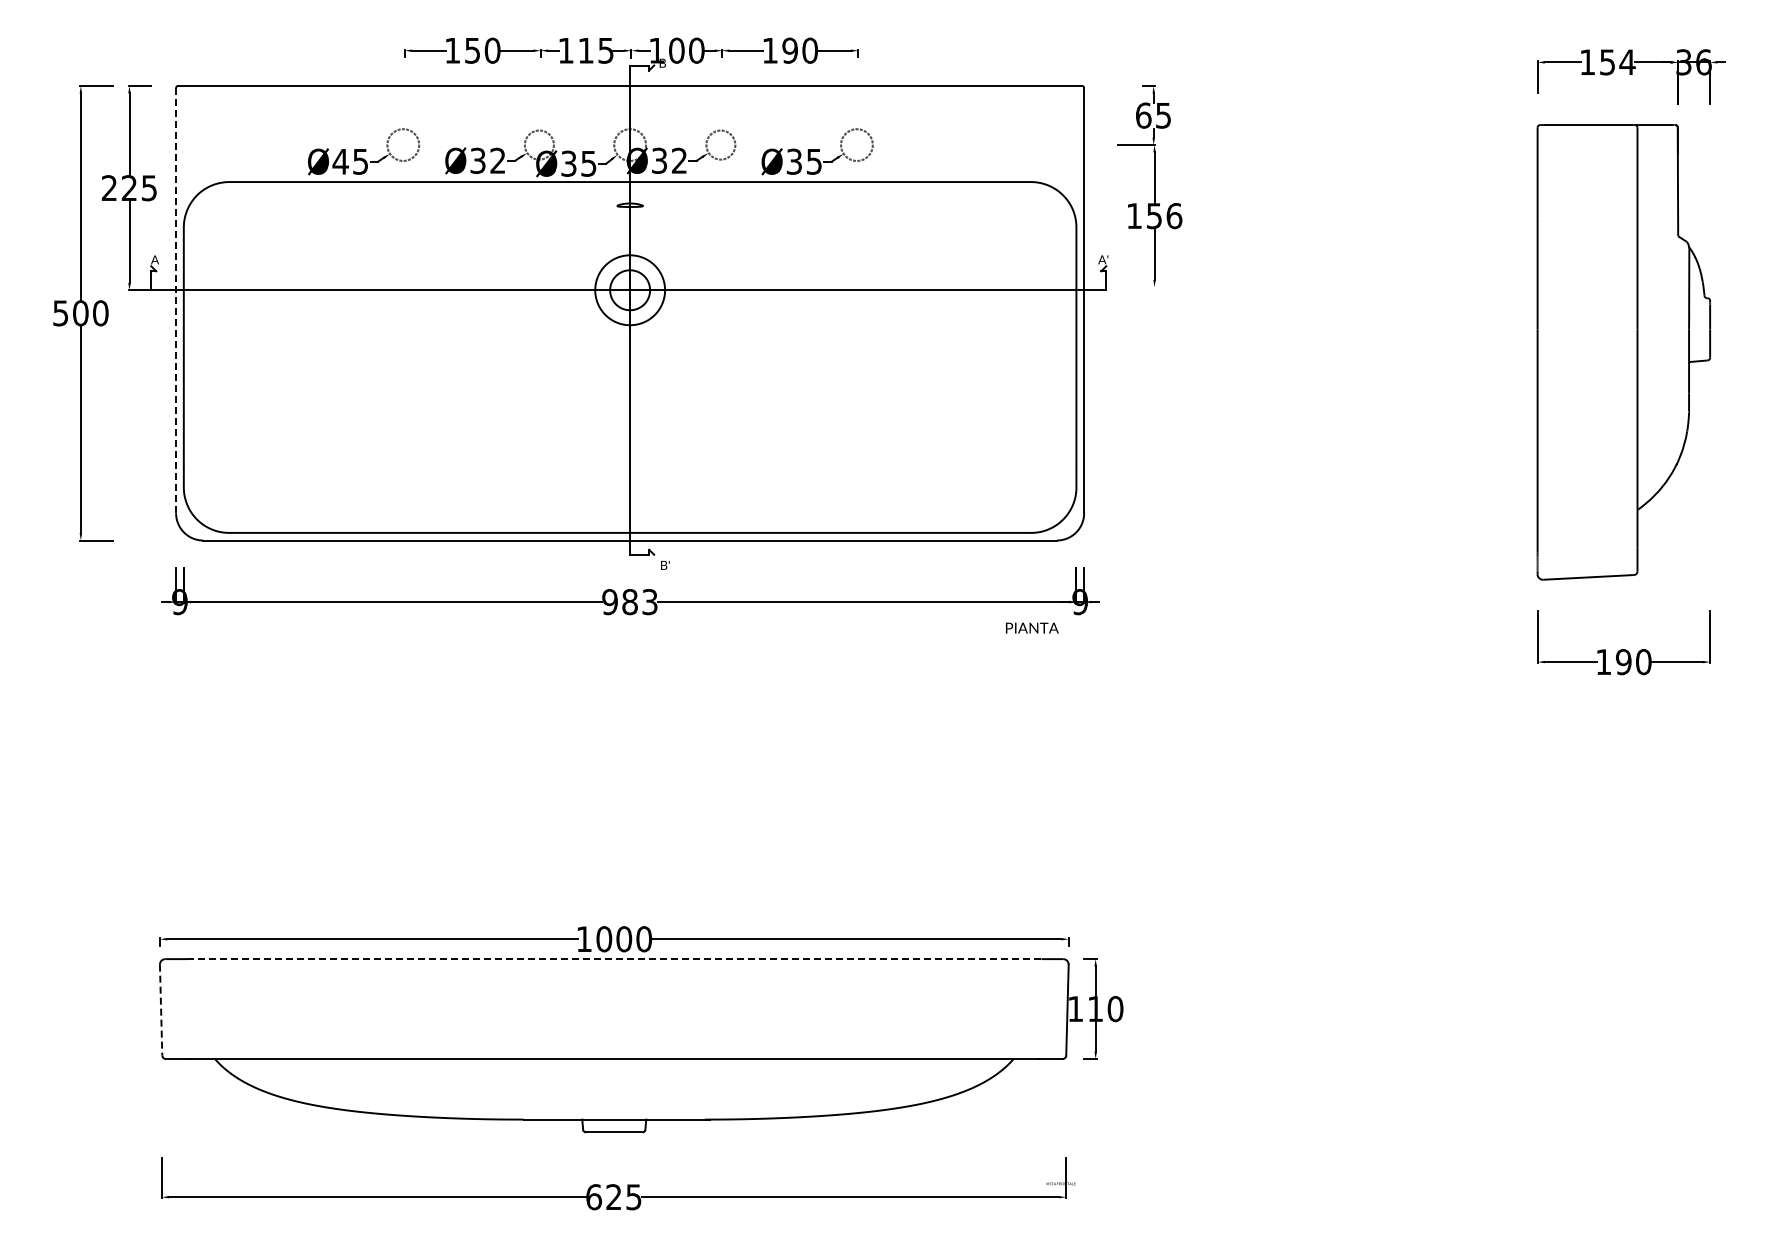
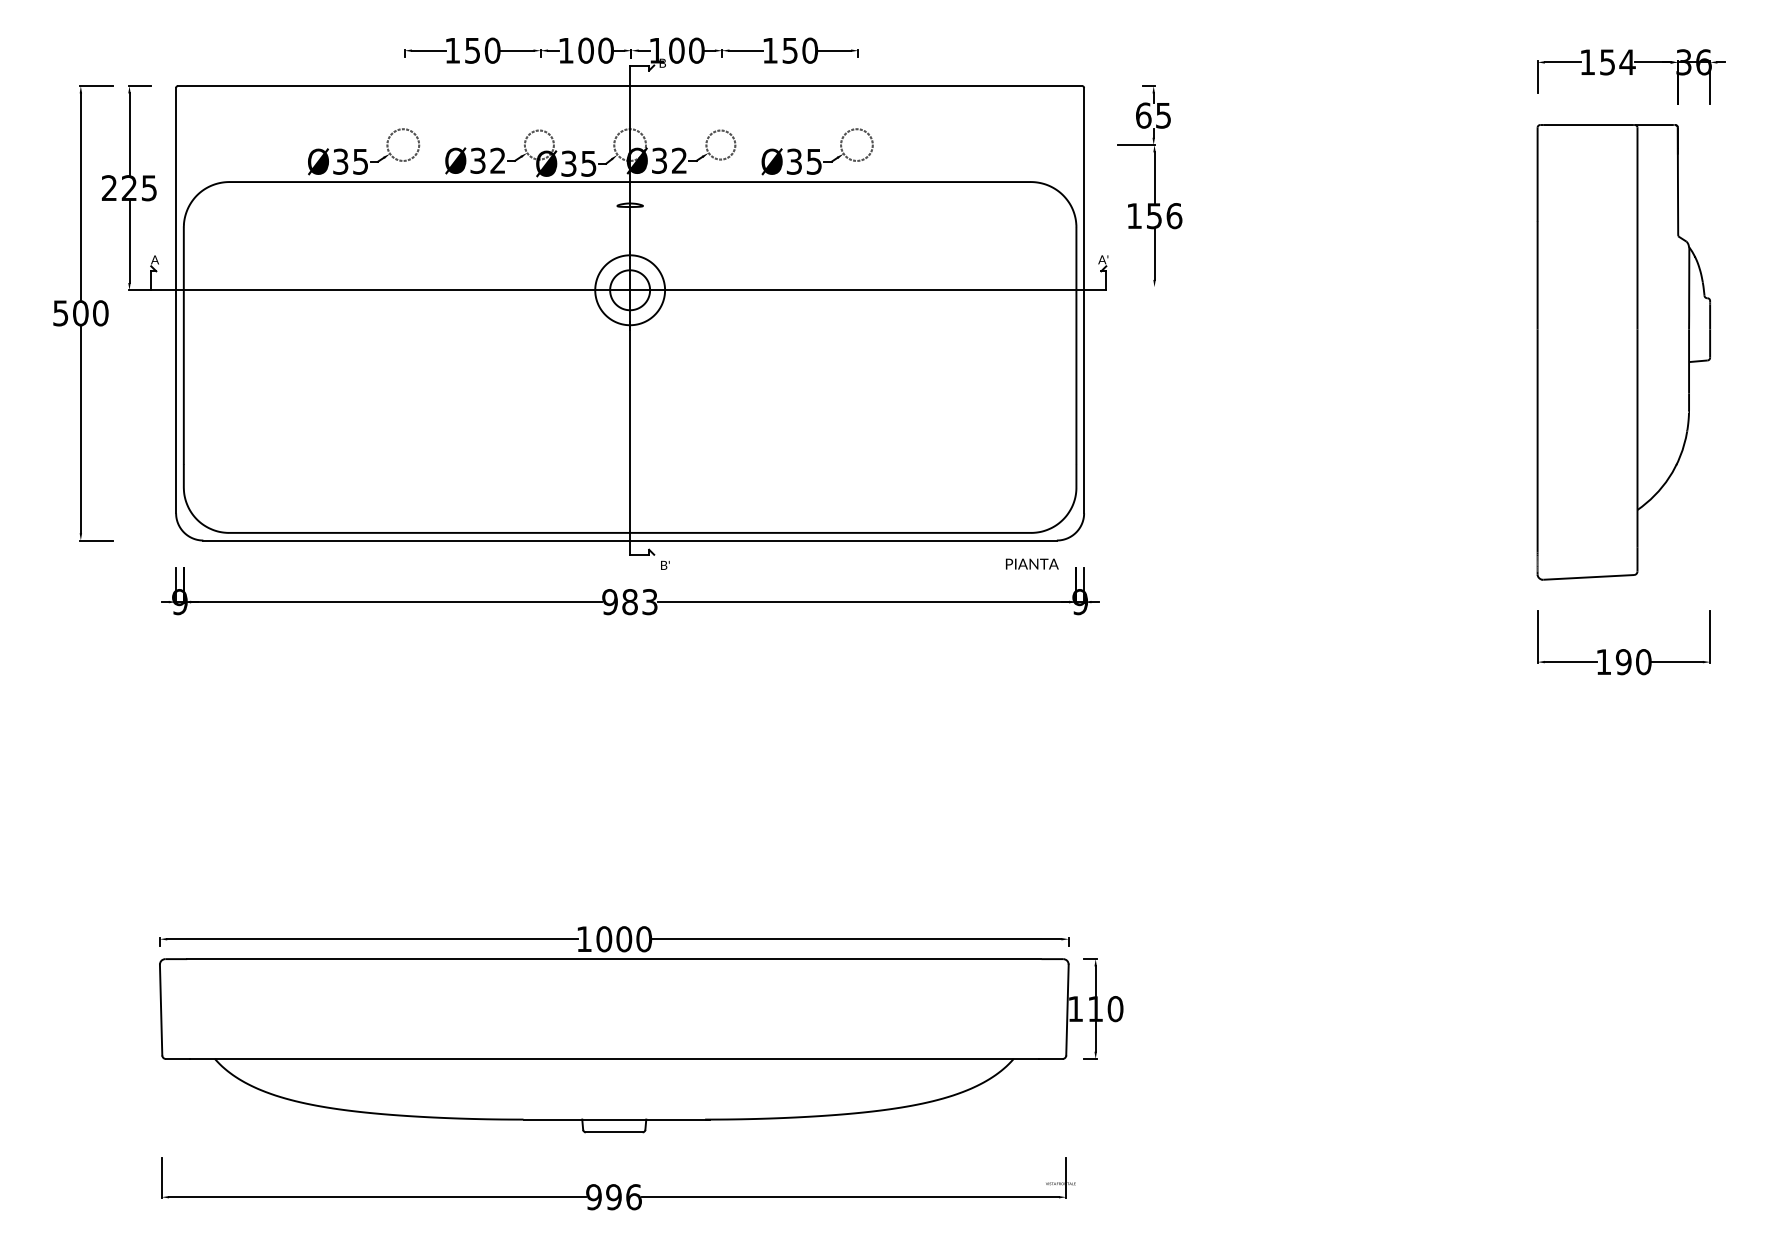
text: 115 -> 100 (595, 50)
text: 190 -> 150 (789, 50)
text: Ø45 -> Ø35 (340, 161)
line: dashed -> solid (176, 300)
text position: (1032, 627) -> (1032, 563) (1032, 563)
line: dashed -> solid (613, 959)
line: dashed -> solid (161, 1010)
text: 625 -> 996 (613, 1197)
